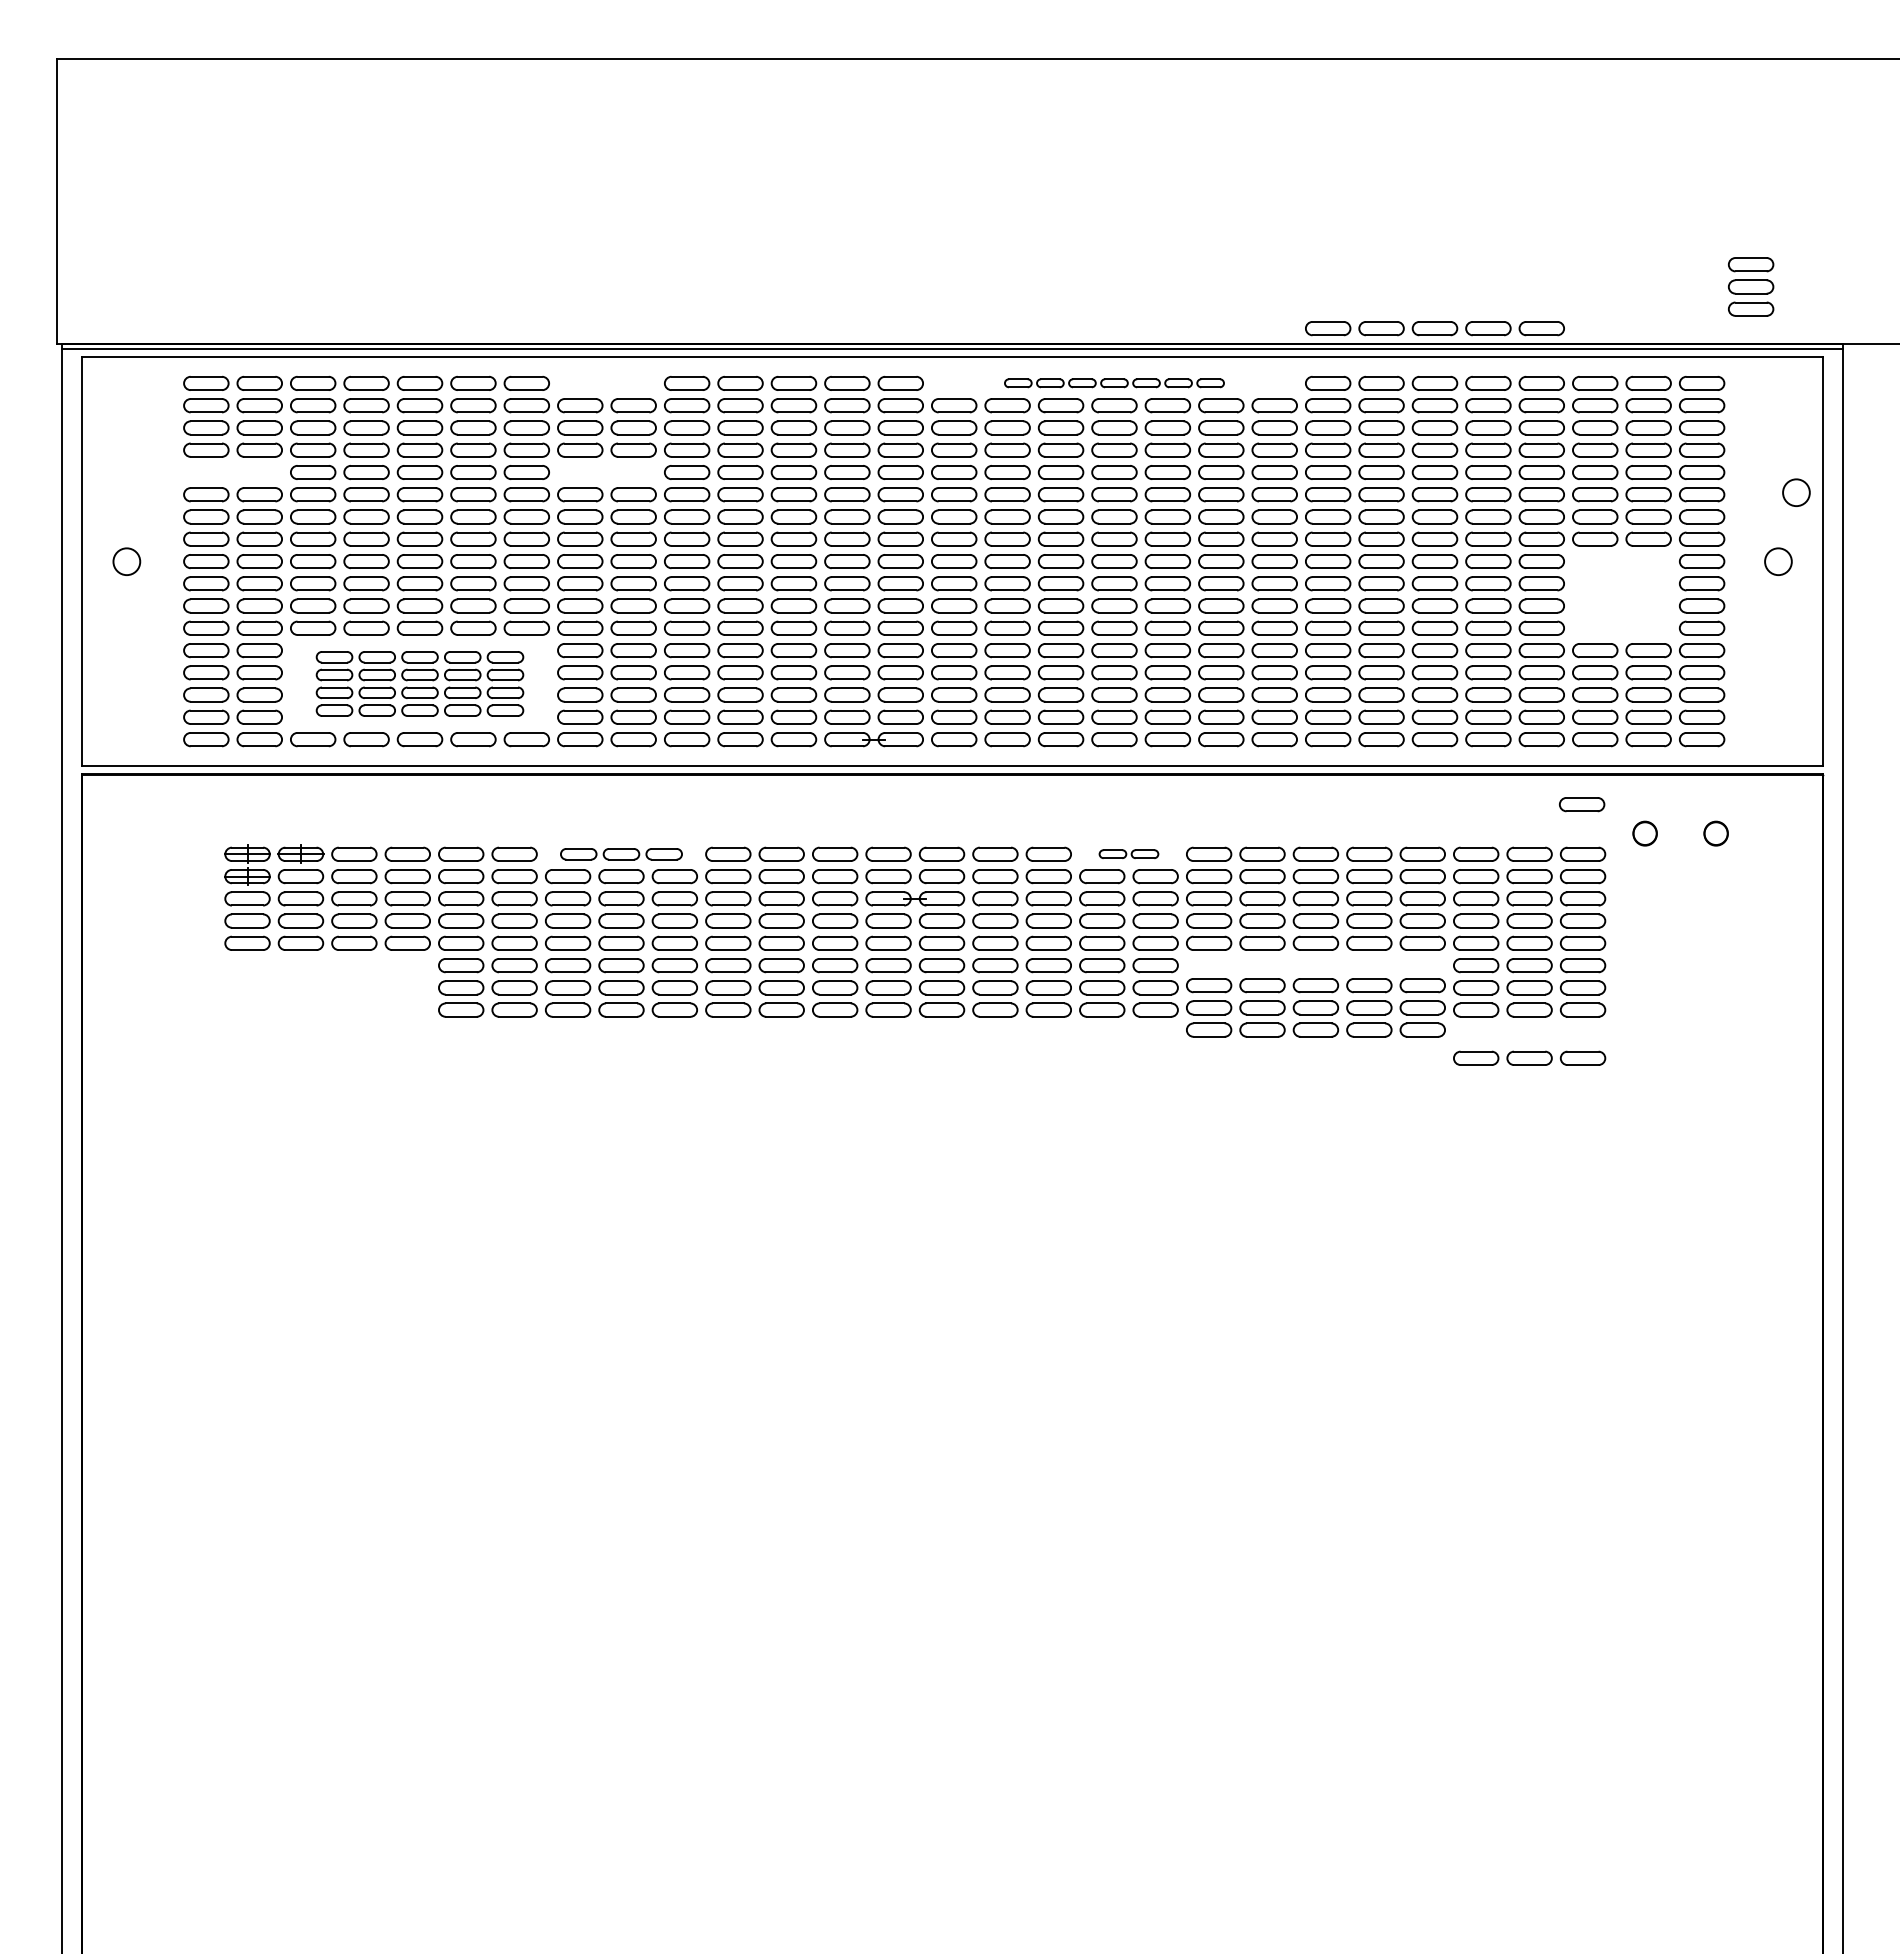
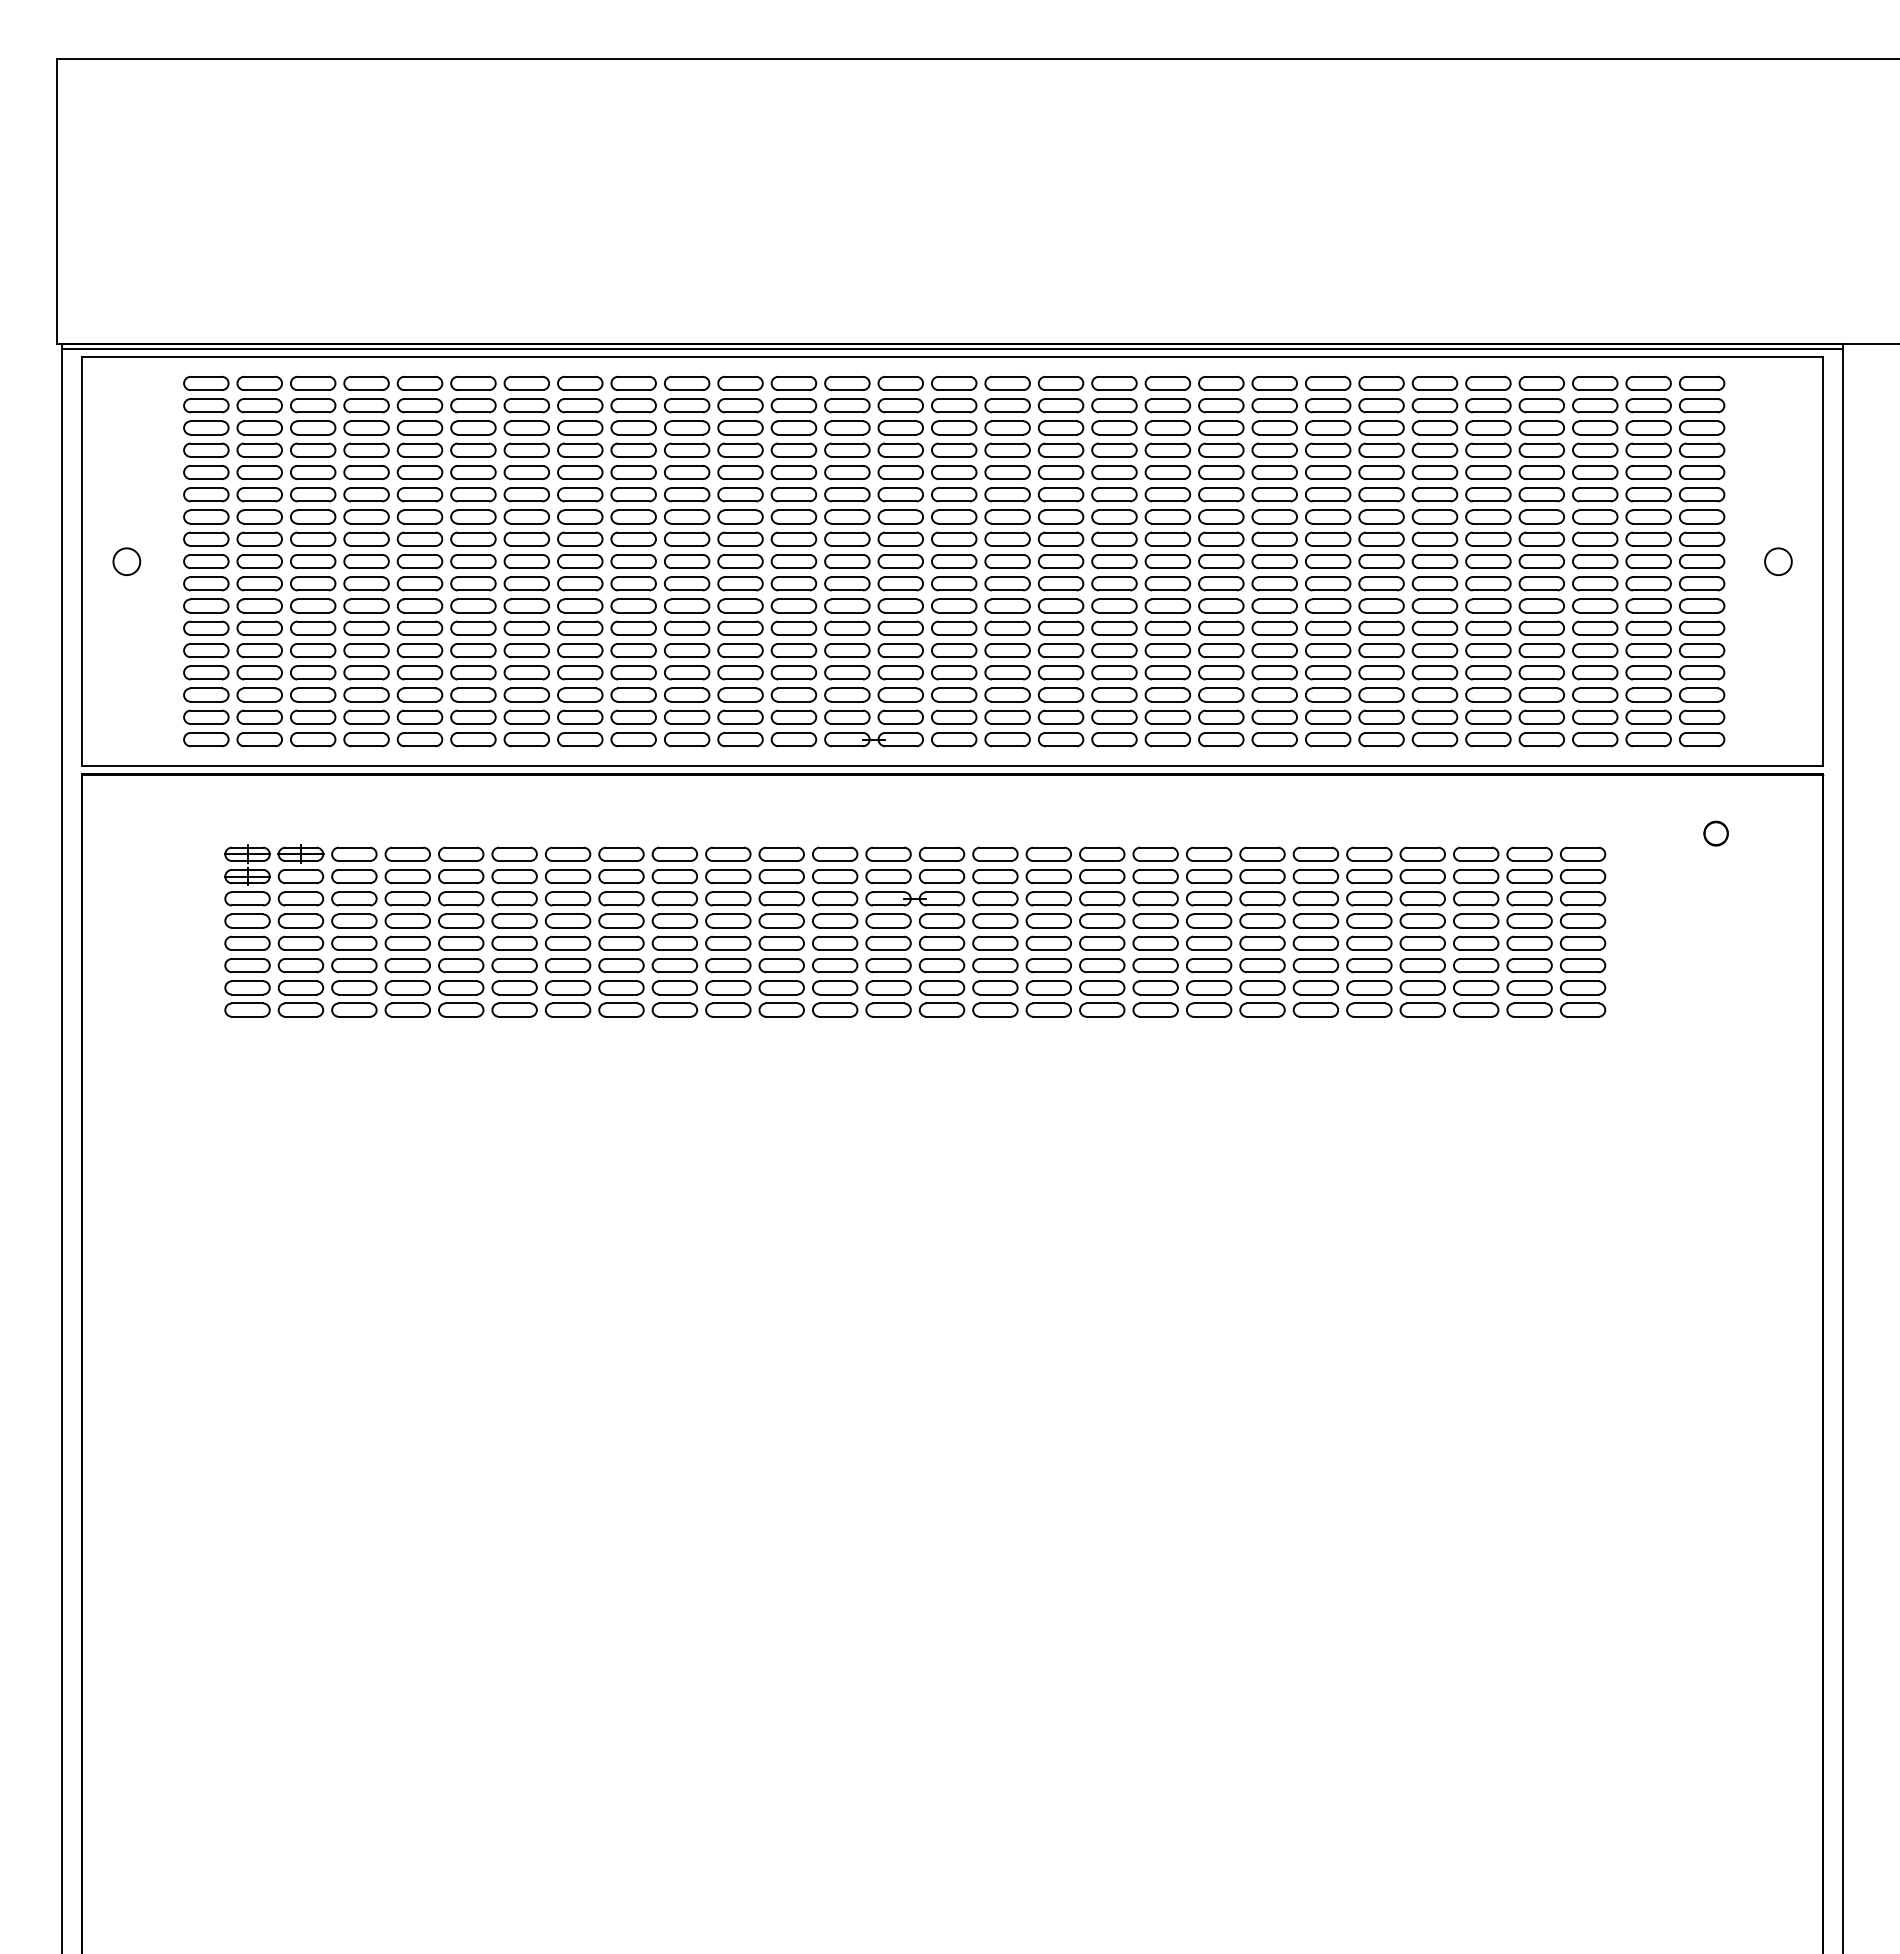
part: present -> none (1751, 286)
part: present -> none (1434, 328)
part: none -> present (606, 382)
part size: 221x11 px -> 367x16 px (1114, 382)
part: none -> present (232, 472)
part: none -> present (606, 472)
circle: present -> none (1796, 492)
part: none -> present (1616, 588)
part size: 210x66 px -> 260x82 px (419, 683)
part: present -> none (1582, 804)
part: present -> none (1644, 833)
part size: 62x10 px -> 100x16 px (1128, 853)
part size: 123x13 px -> 153x16 px (621, 853)
part: none -> present (327, 987)
part position: (1315, 1007) -> (1315, 987) (1315, 987)
part: present -> none (1529, 1057)
